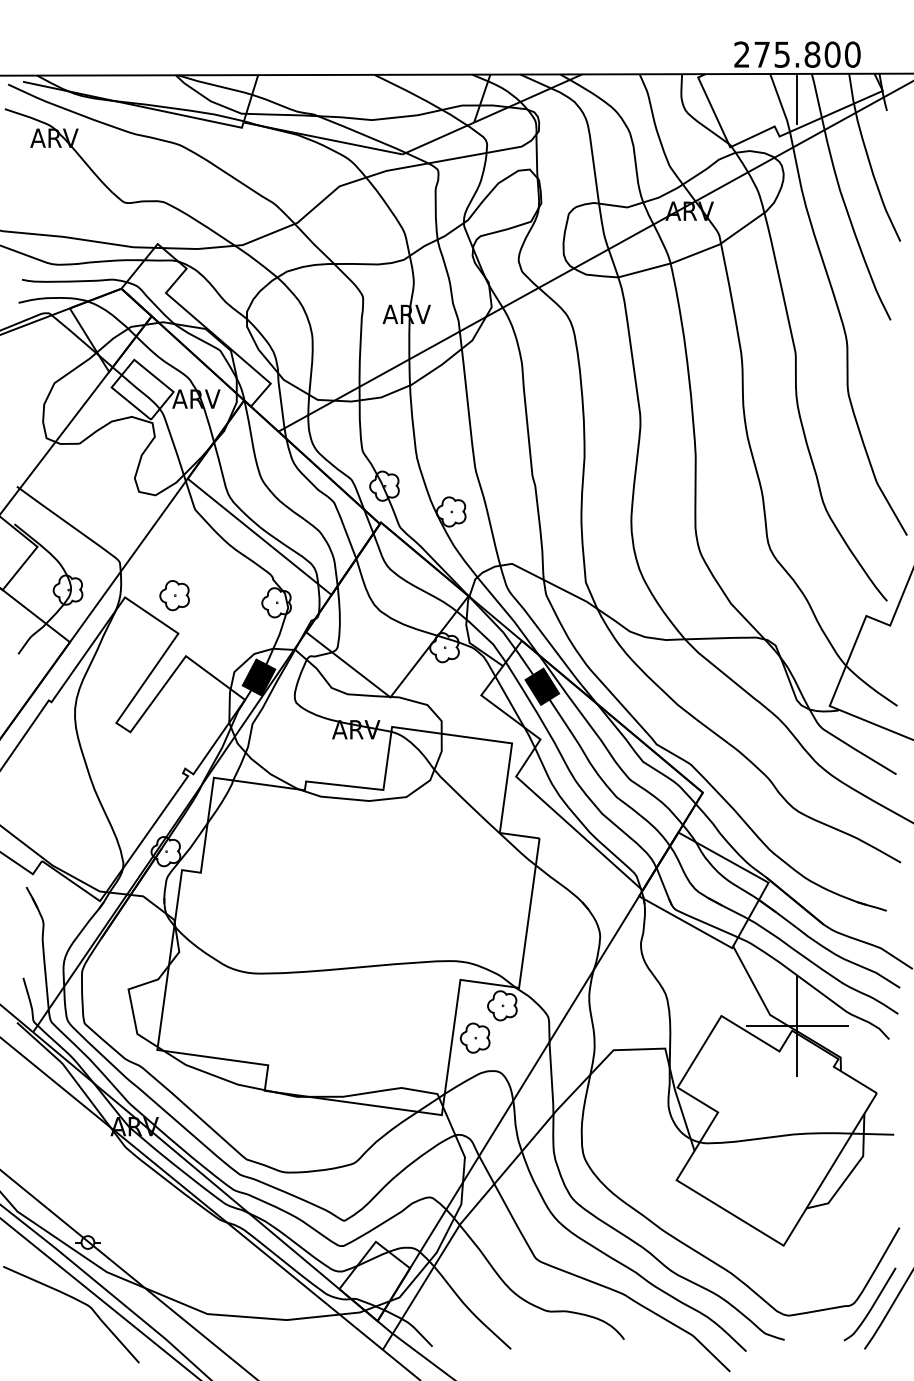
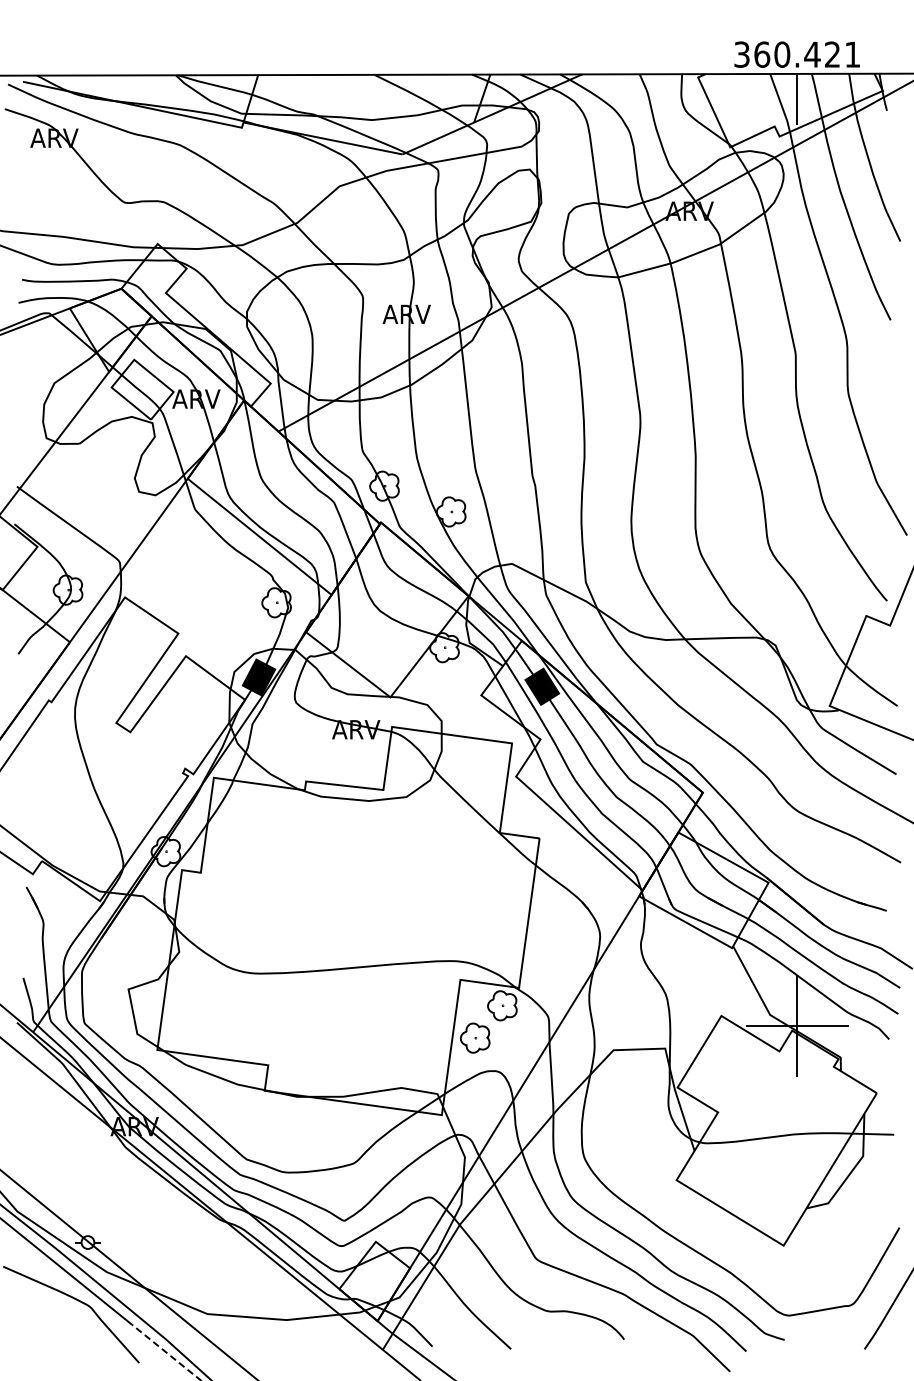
text: 275.800 -> 360.421 (797, 54)
part: present -> none (174, 595)
curve: present -> none (871, 1306)
line: solid -> dashed (166, 1352)
